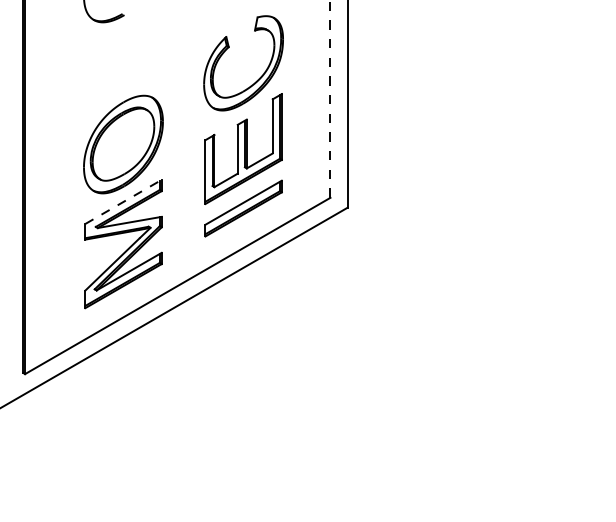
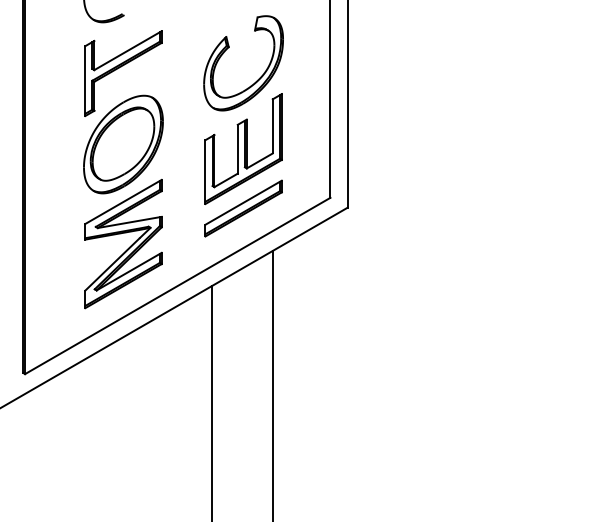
part: none -> present (121, 67)
line: dashed -> solid (330, 98)
line: dashed -> solid (123, 201)
line: none -> present (273, 384)
line: none -> present (211, 402)
